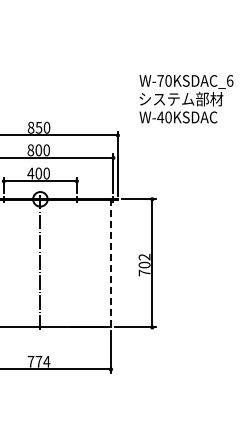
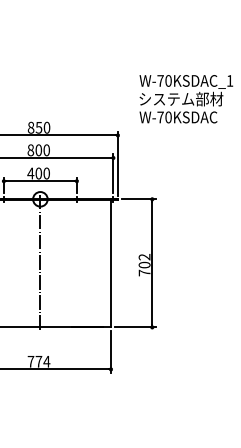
text: W-70KSDAC_6 -> W-70KSDAC_1 (230, 80)
text: W-40KSDAC -> W-70KSDAC (160, 117)
line: dashed -> solid (111, 263)
